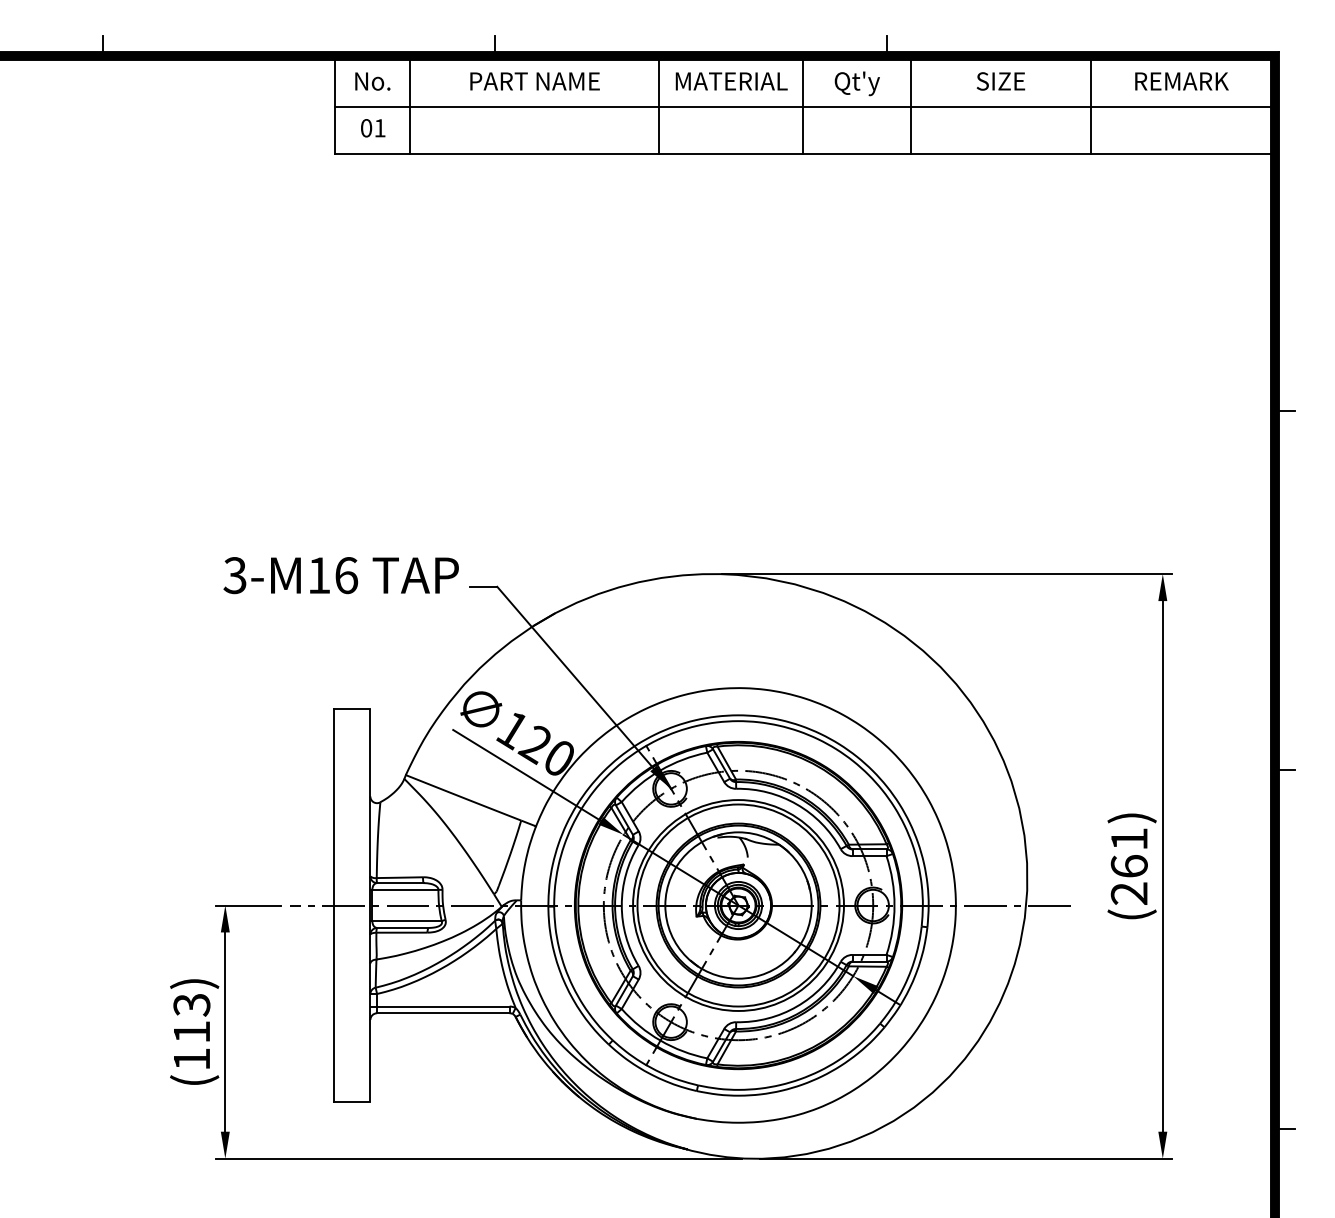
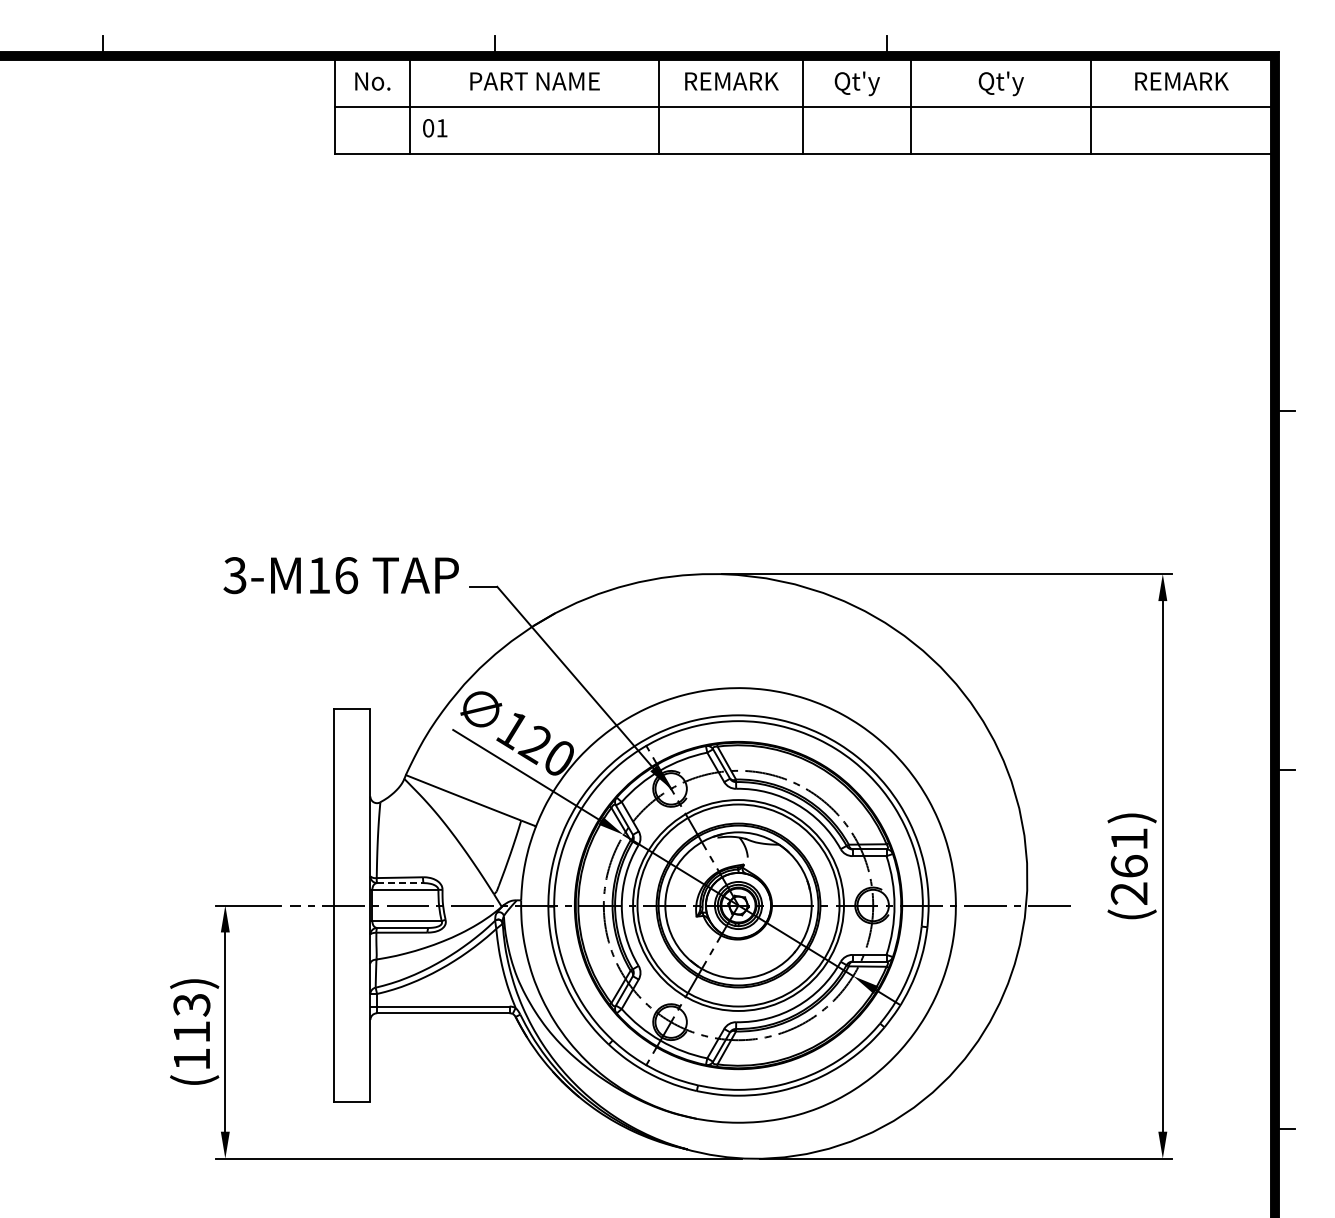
text: MATERIAL -> REMARK (731, 81)
text: SIZE -> Qt'y (1000, 83)
text position: (373, 128) -> (435, 128) (435, 128)
line: solid -> dashed (400, 883)
